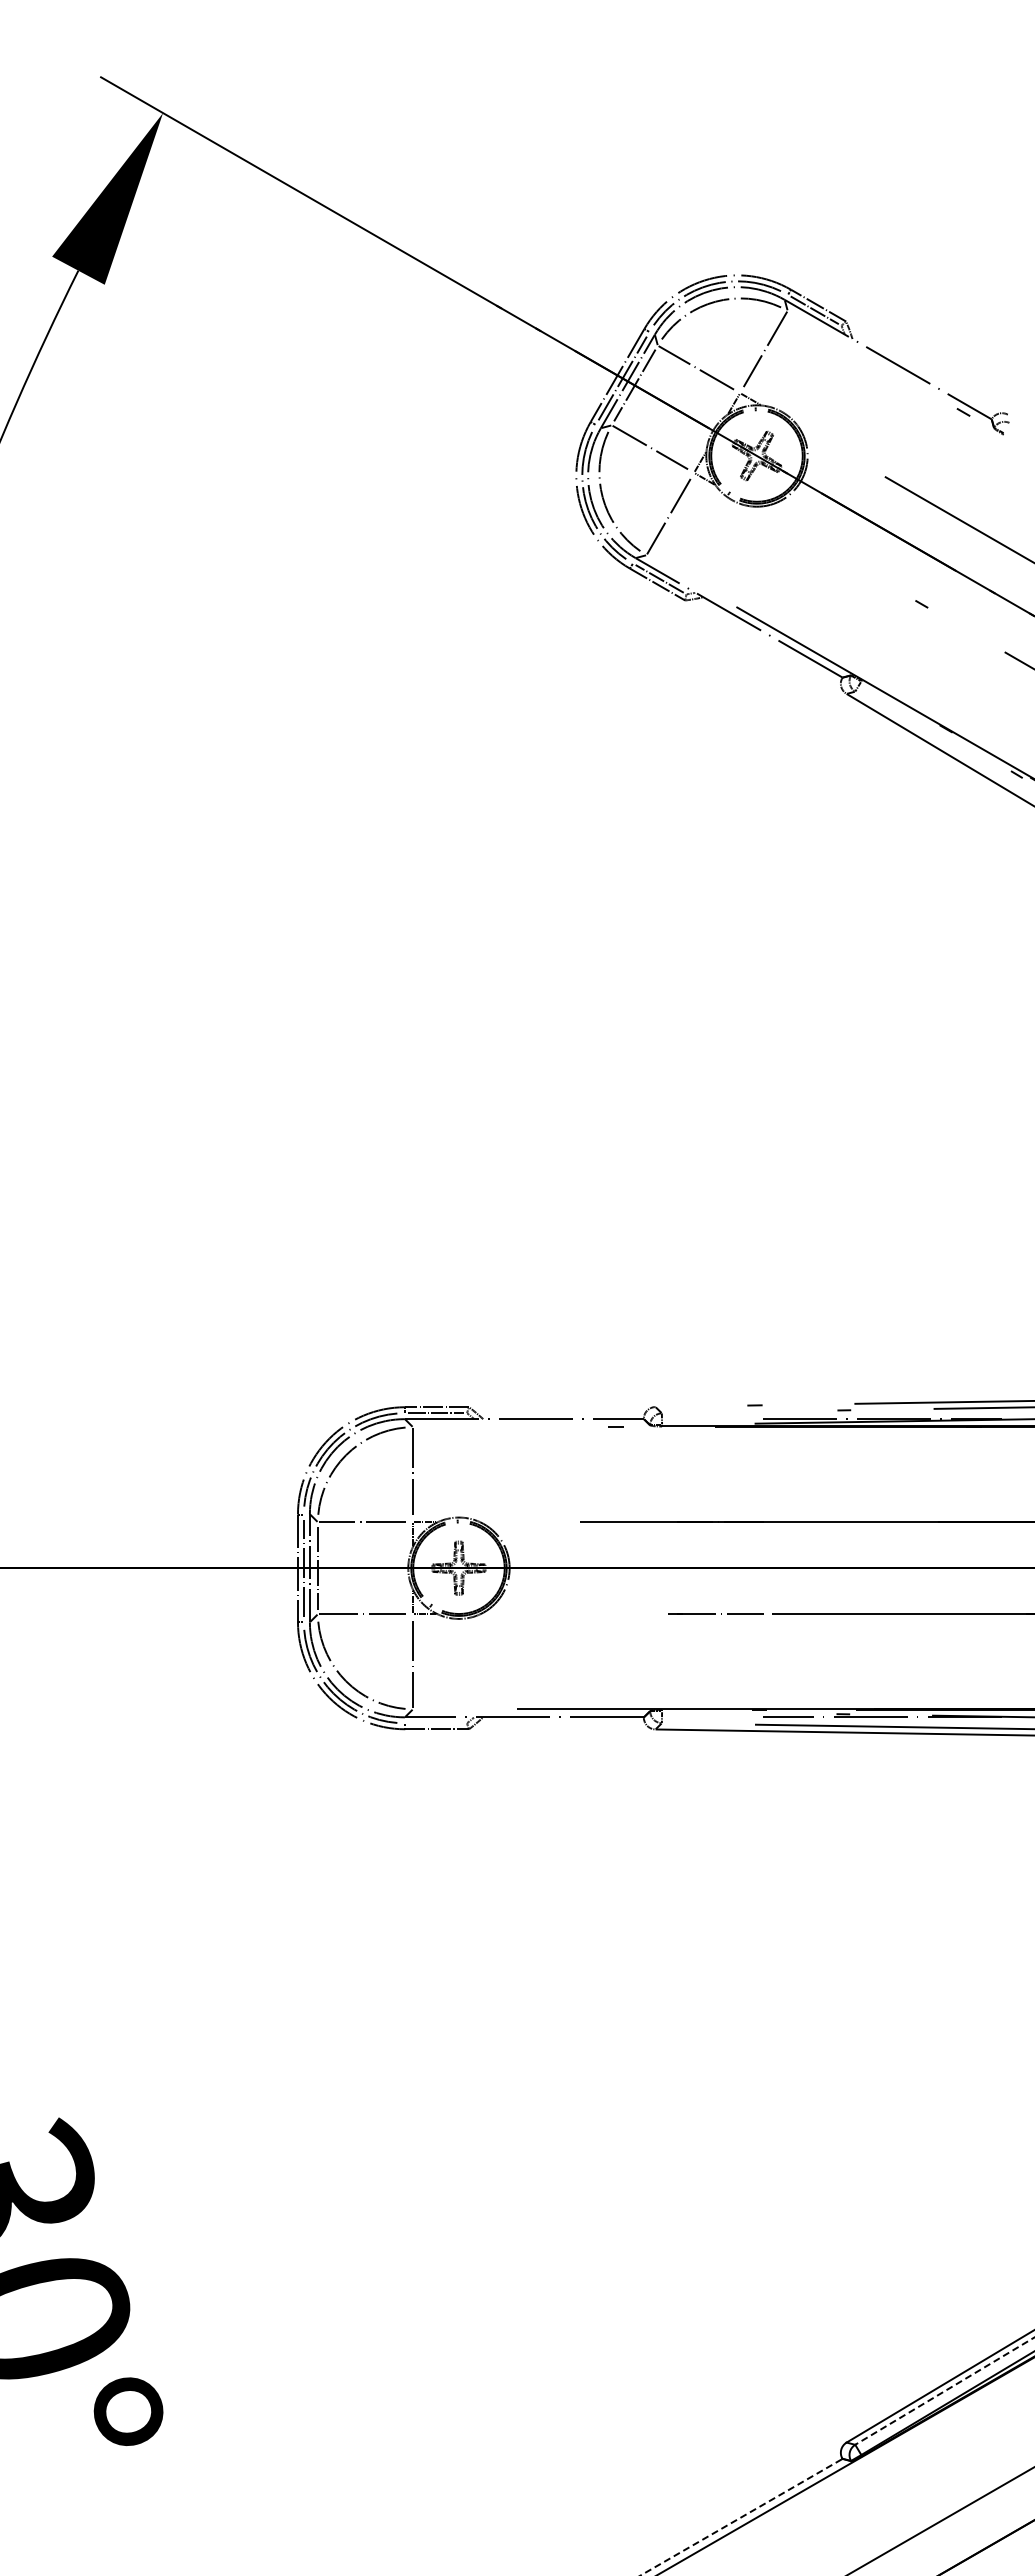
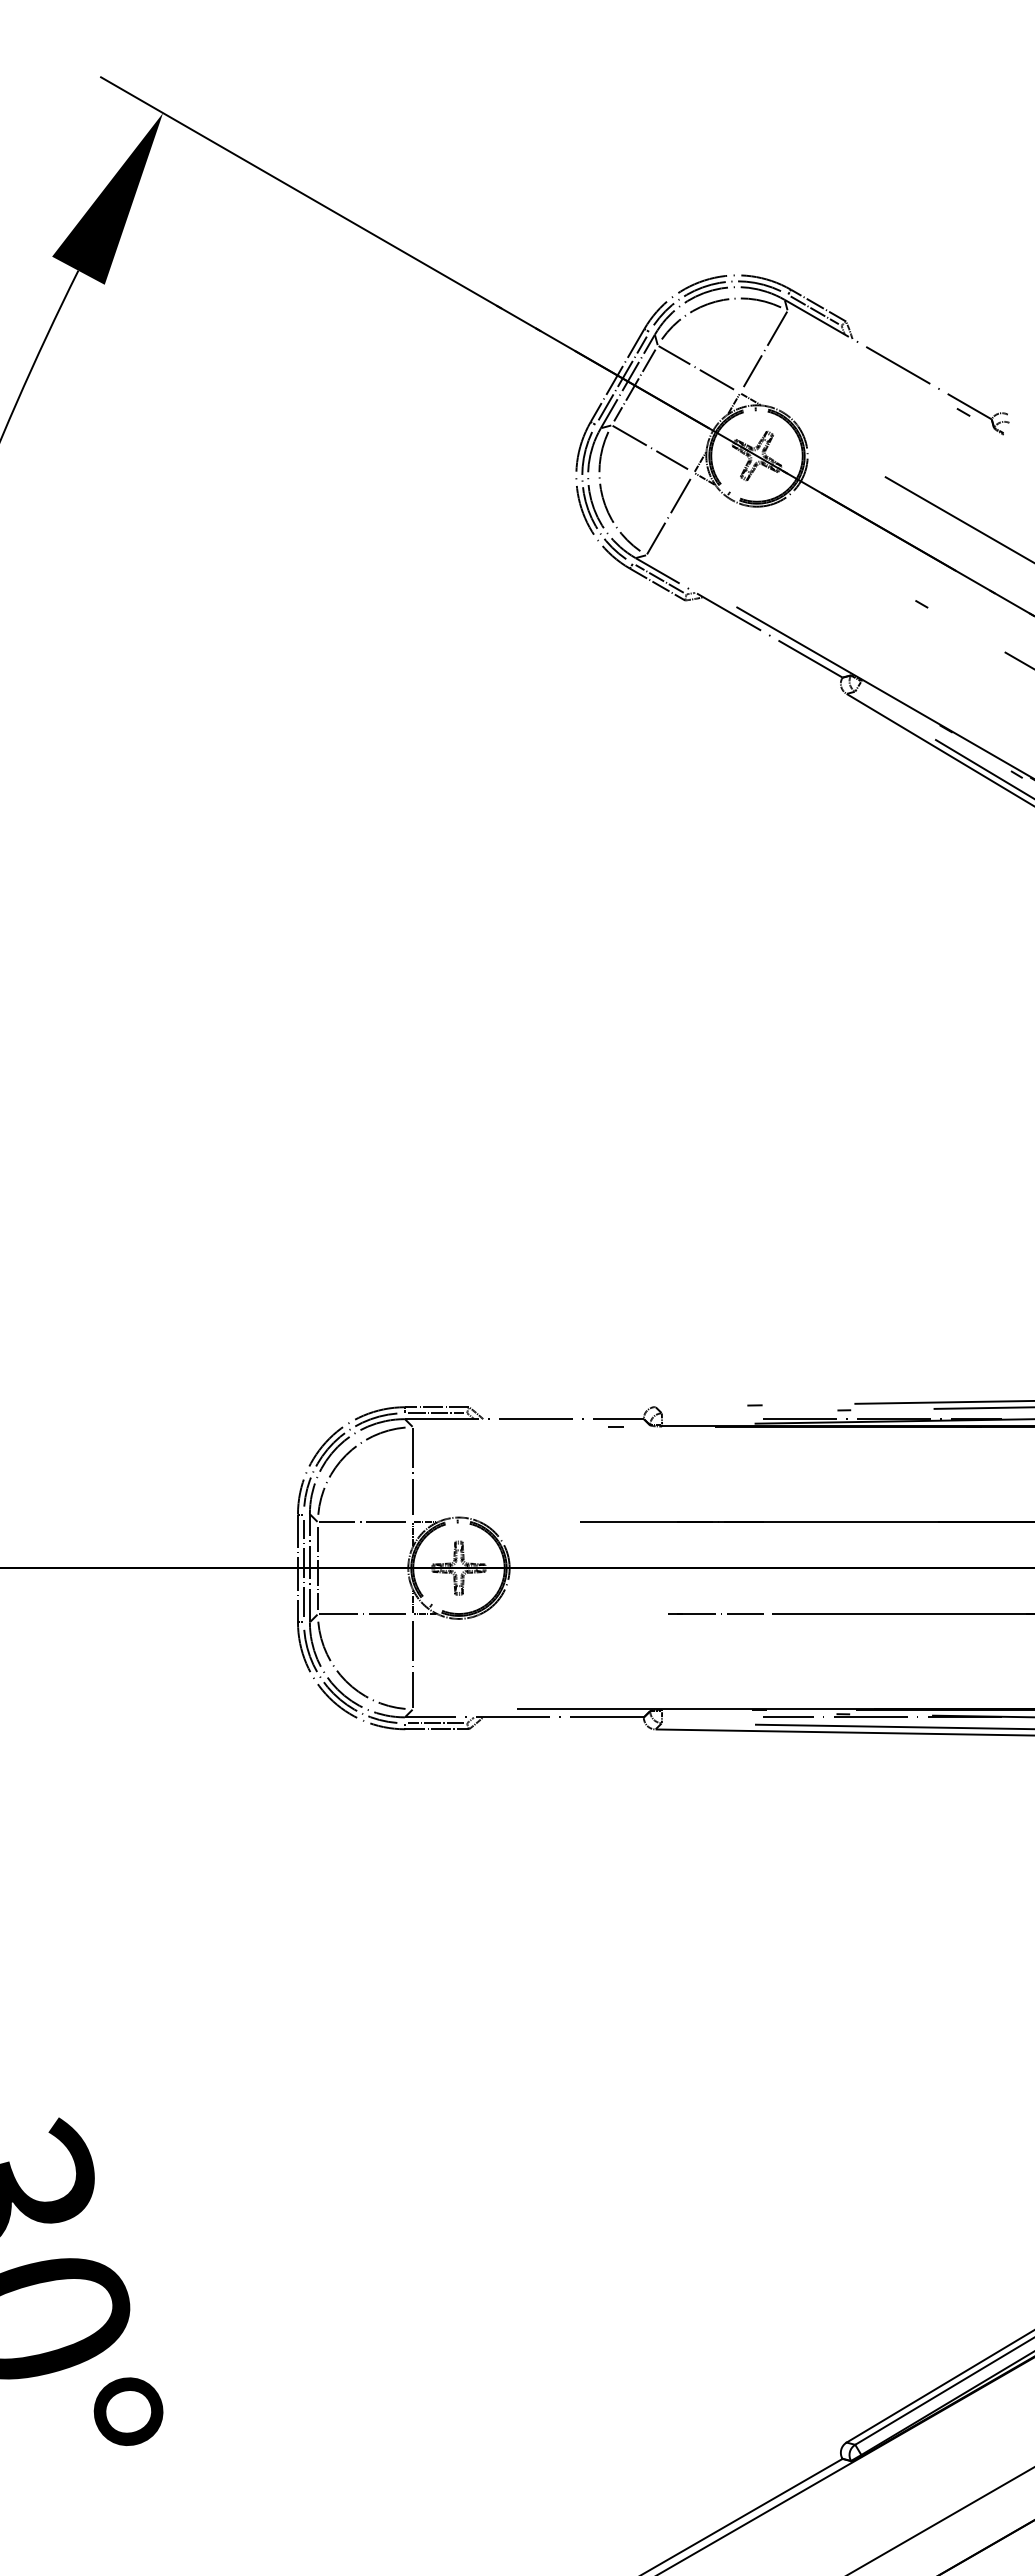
line: none -> present (983, 768)
line: none -> present (435, 1723)
line: dashed -> solid (944, 2391)
line: dashed -> solid (741, 2517)
